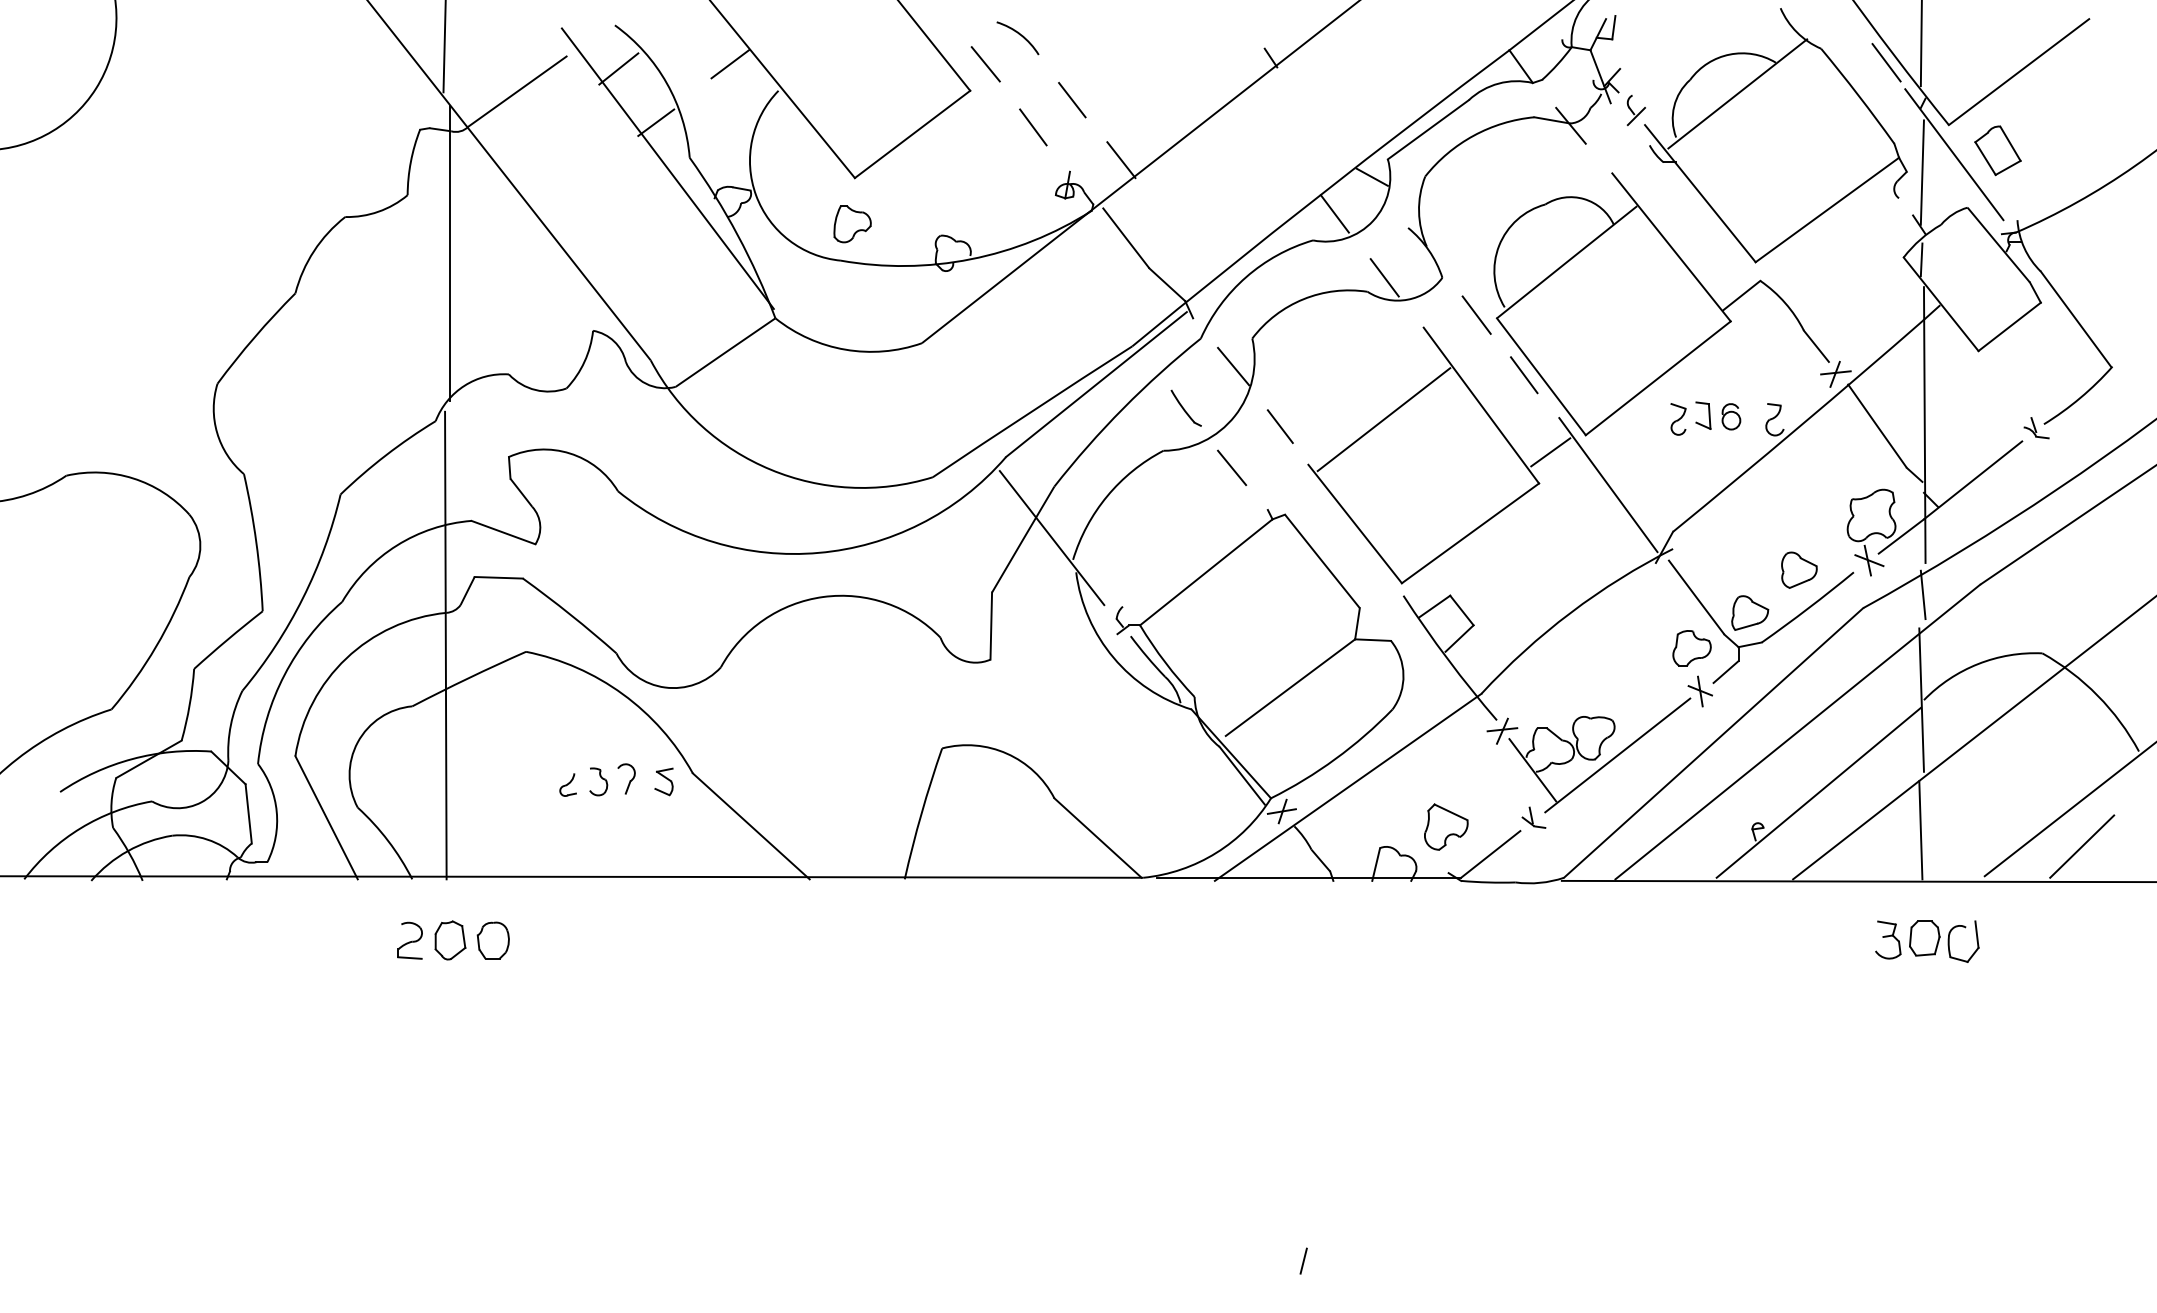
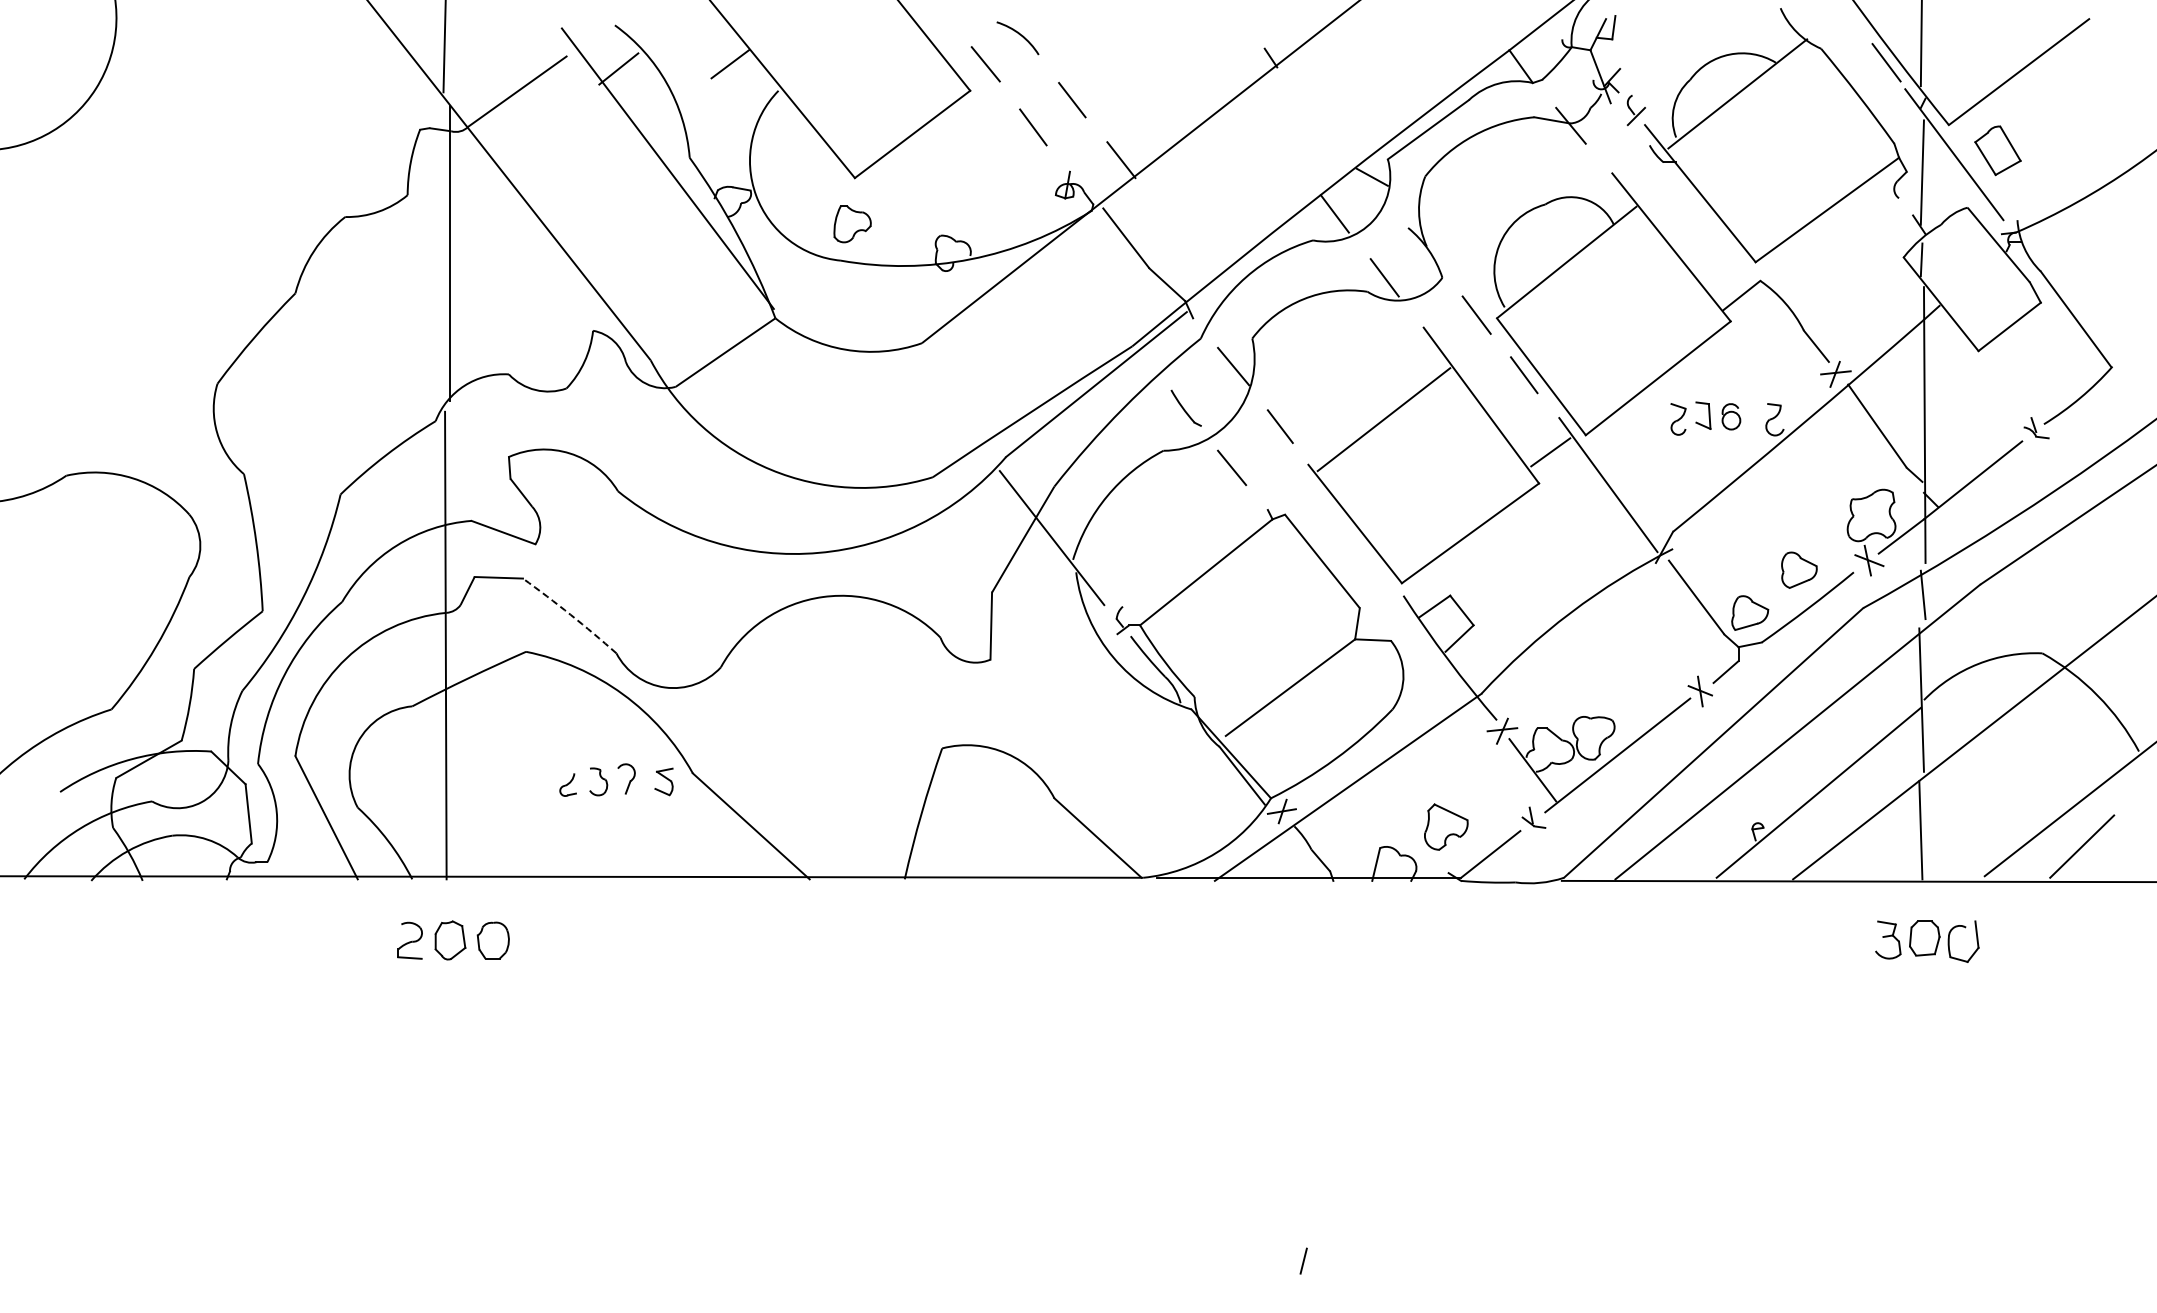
line: present -> none (656, 122)
arc: solid -> dashed (570, 614)
part: present -> none (1691, 648)
